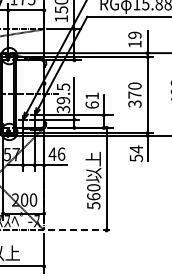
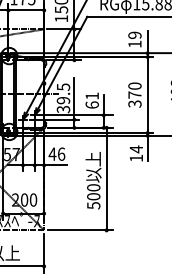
text: 54 -> 14 (136, 158)
text: 560 -> 500 (93, 196)
line: dashed -> solid (81, 230)
